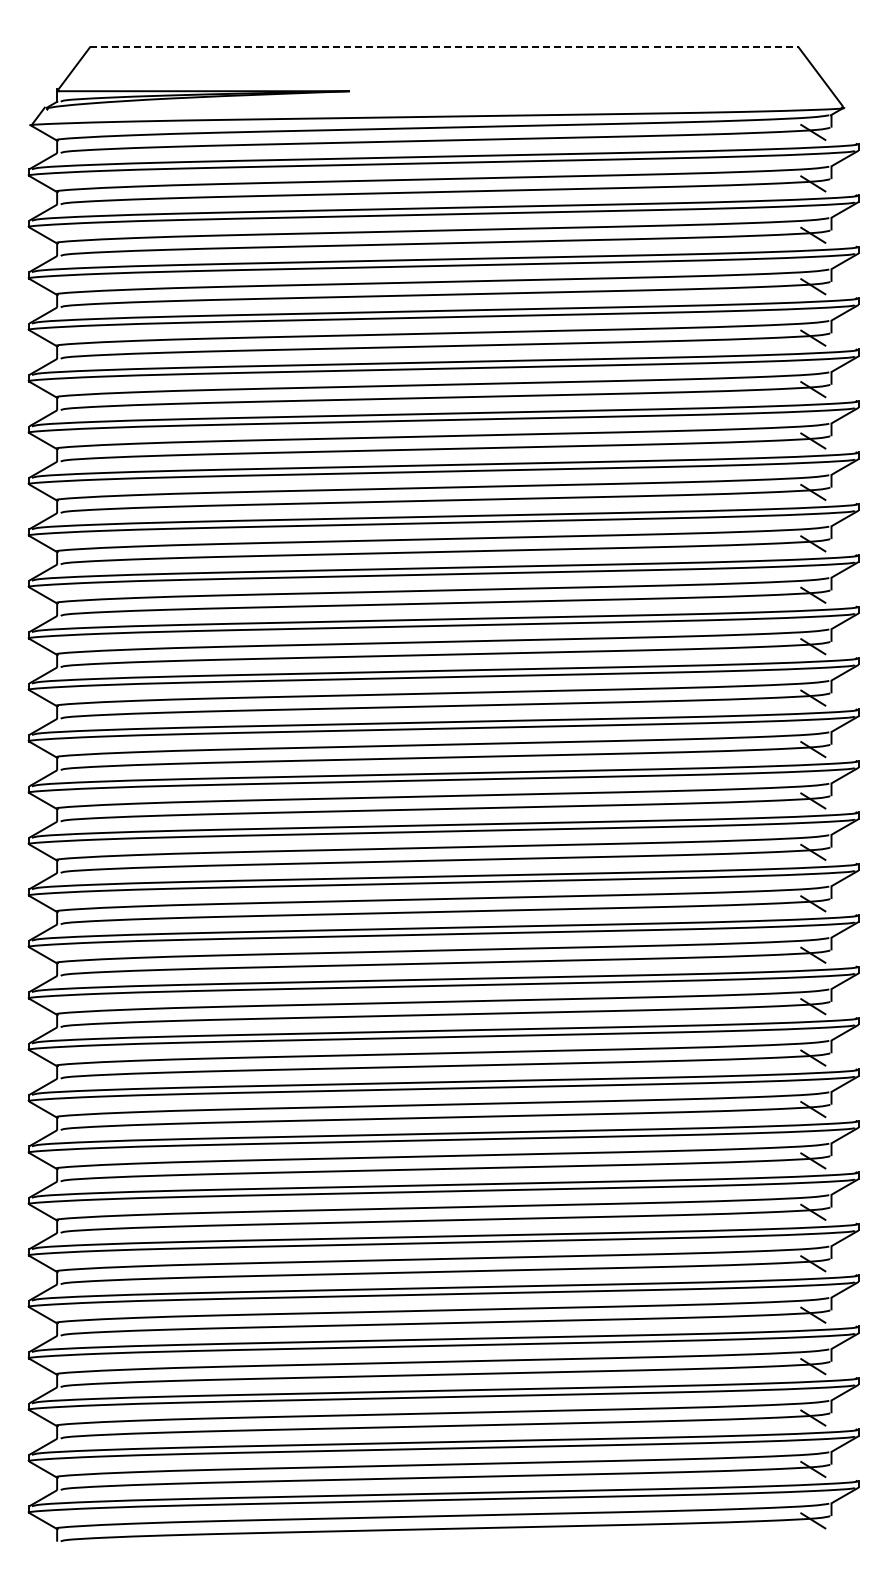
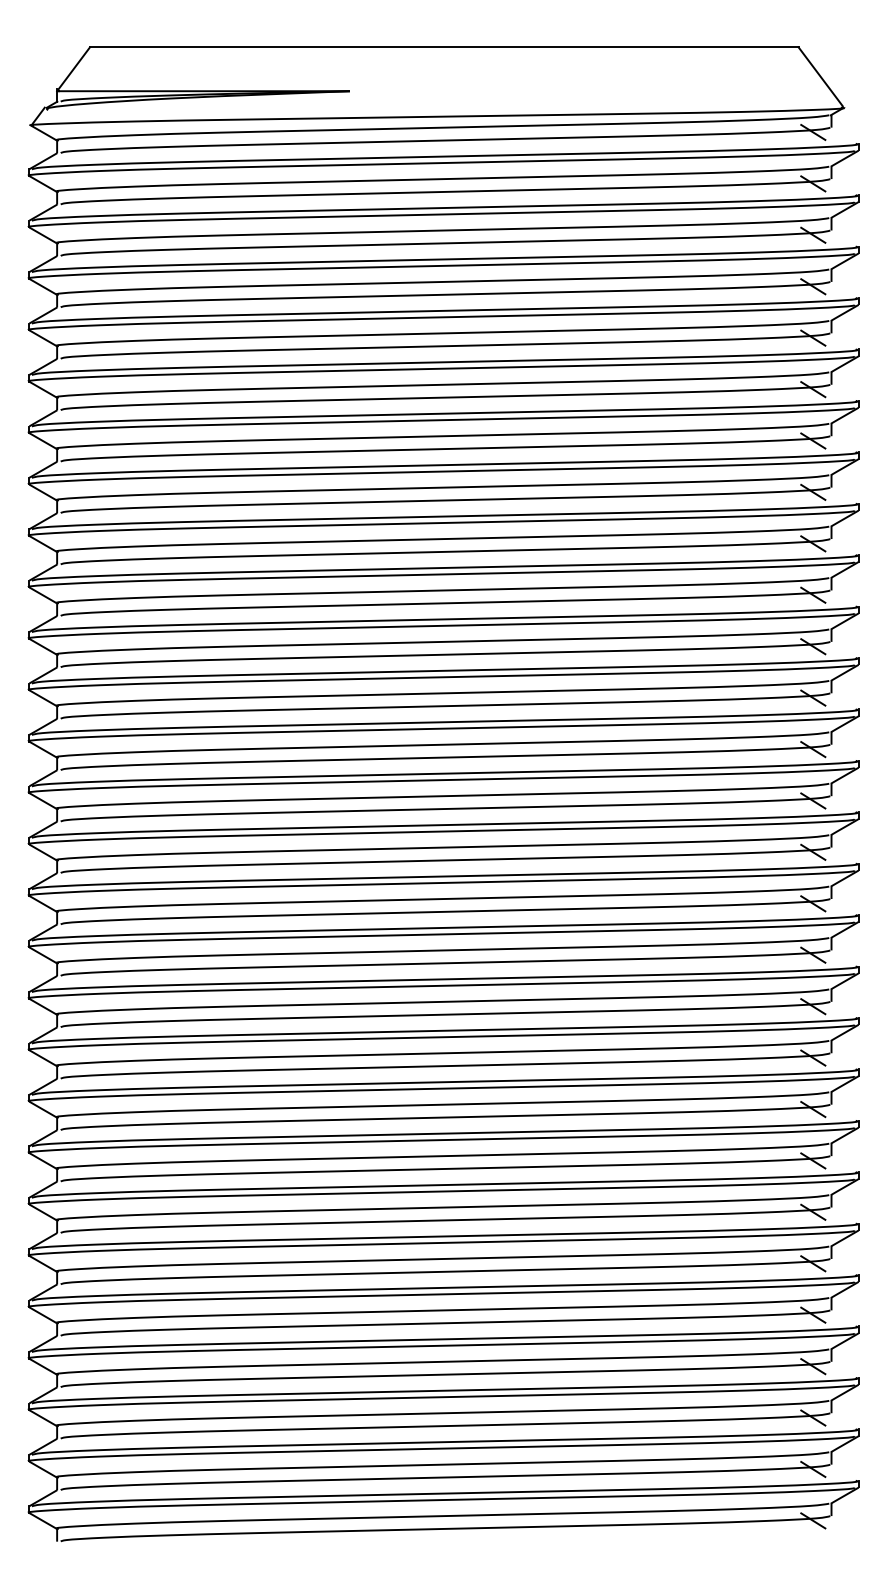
line: dashed -> solid (444, 47)
